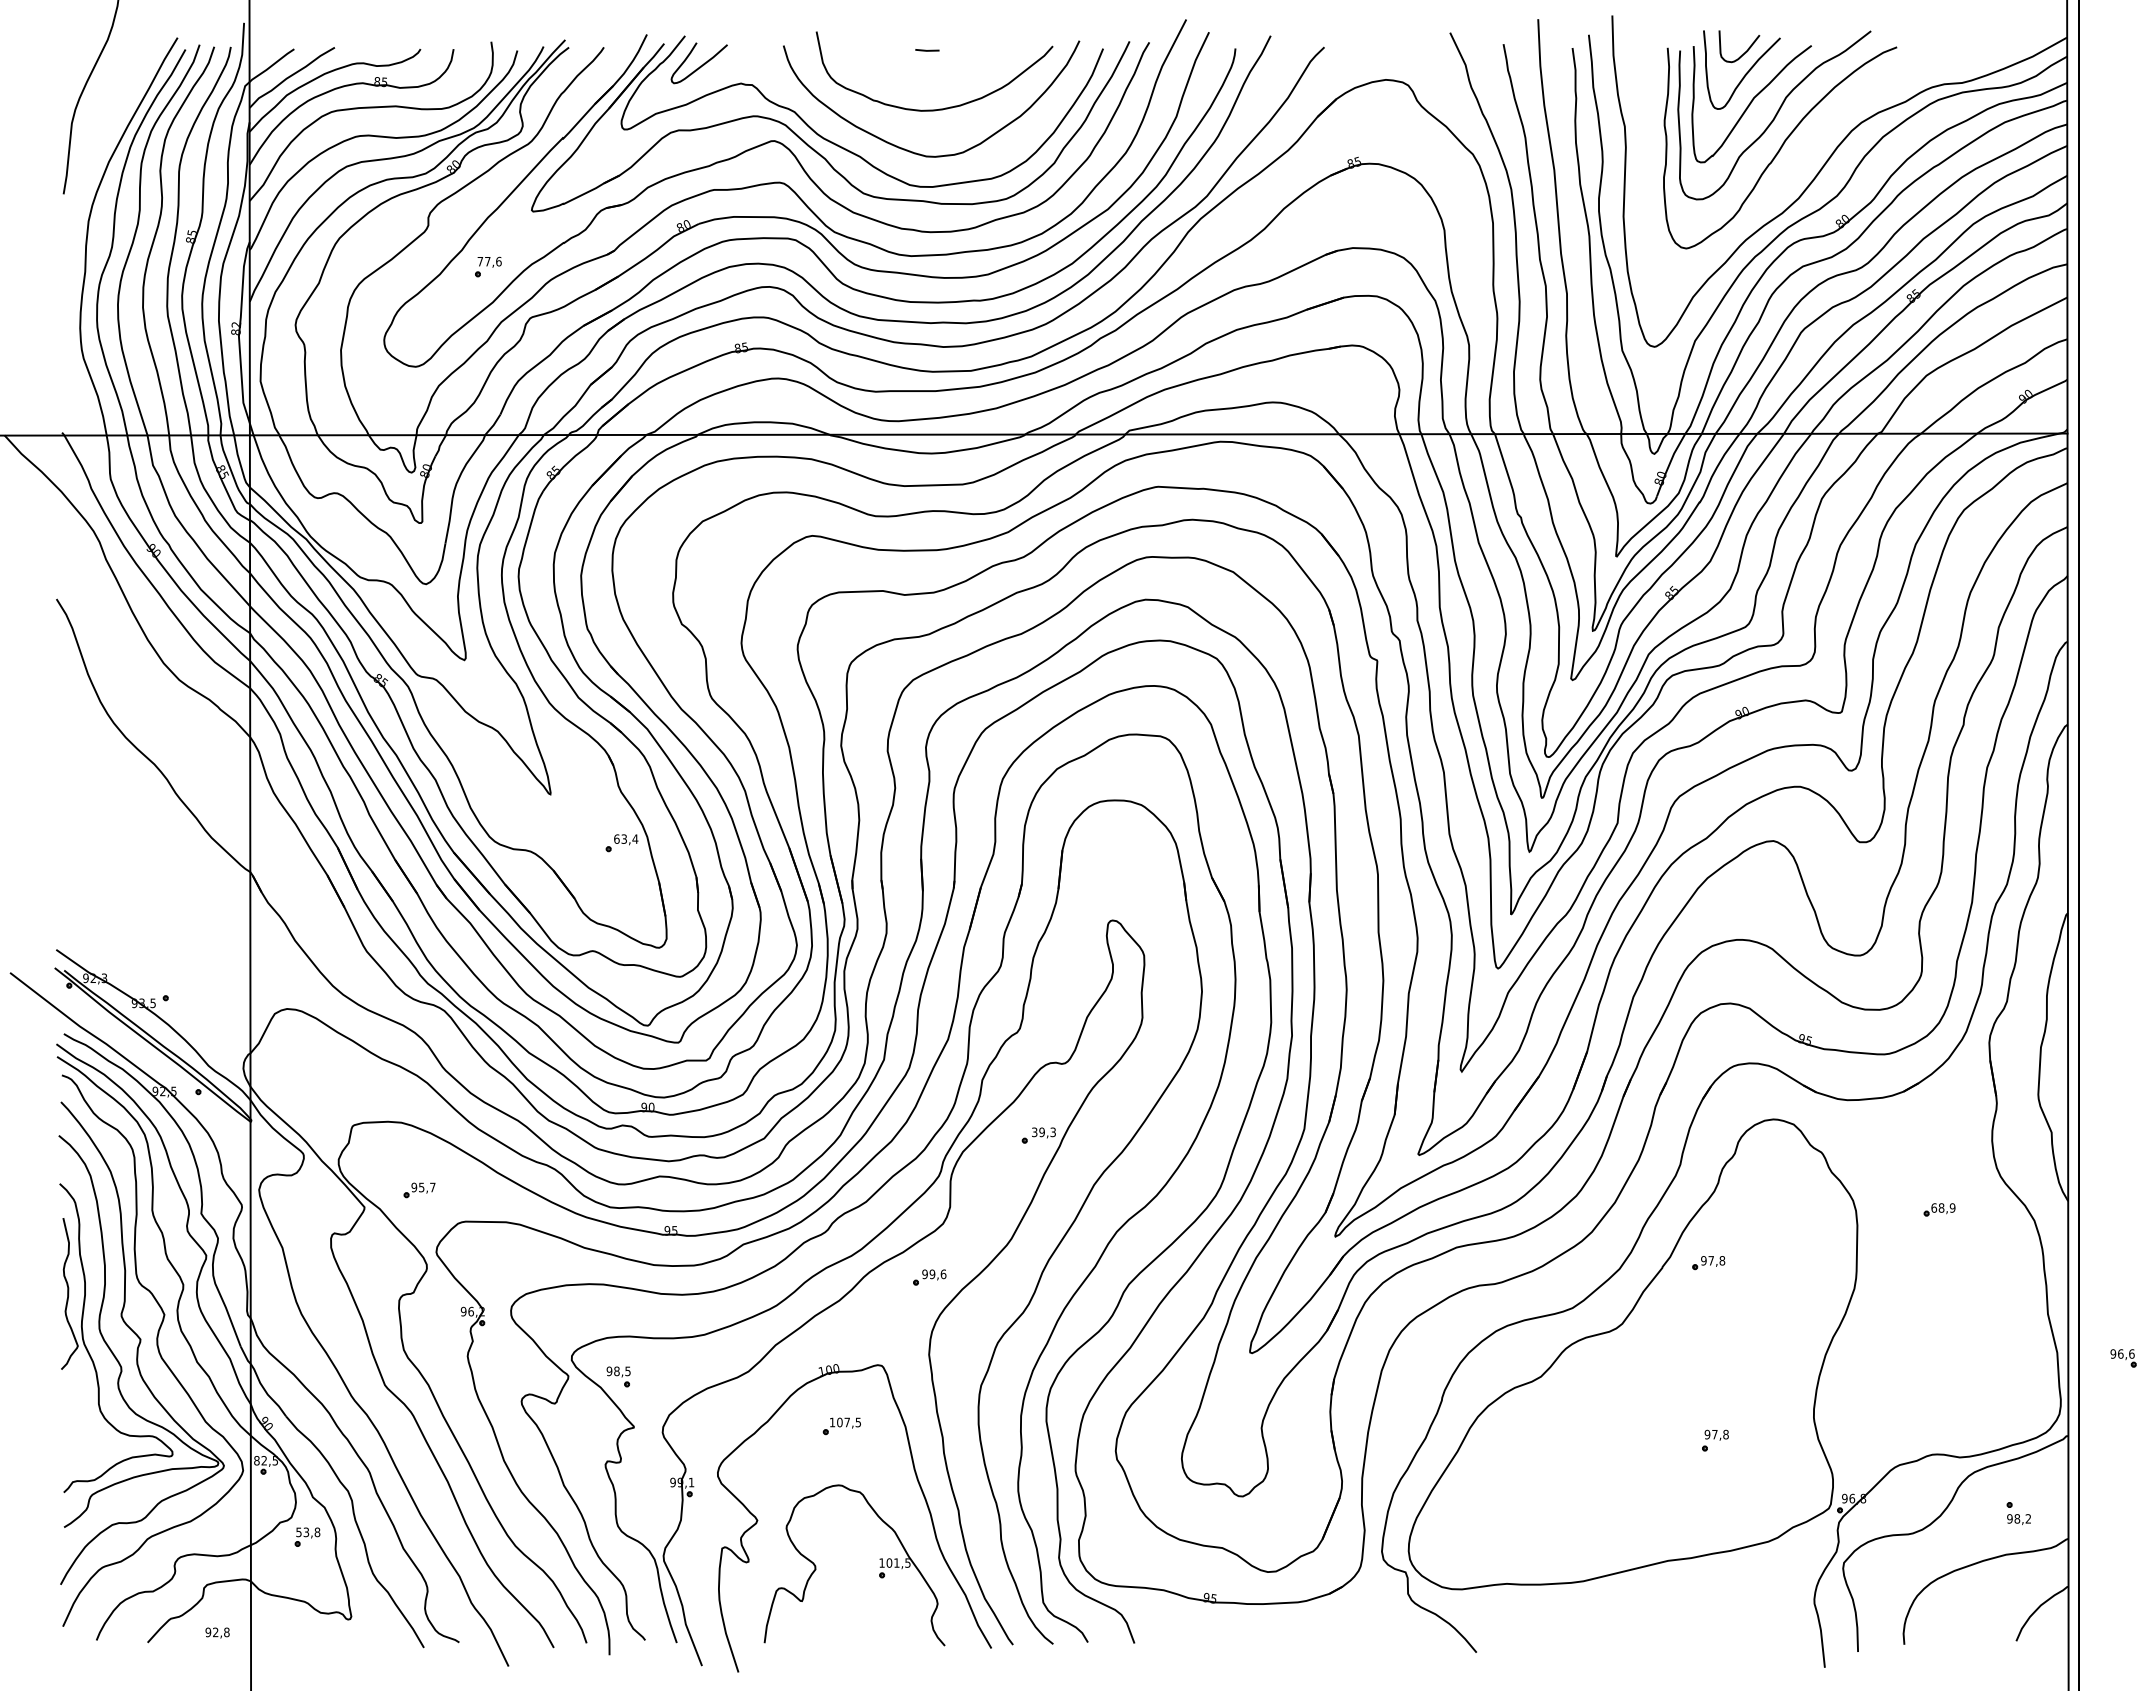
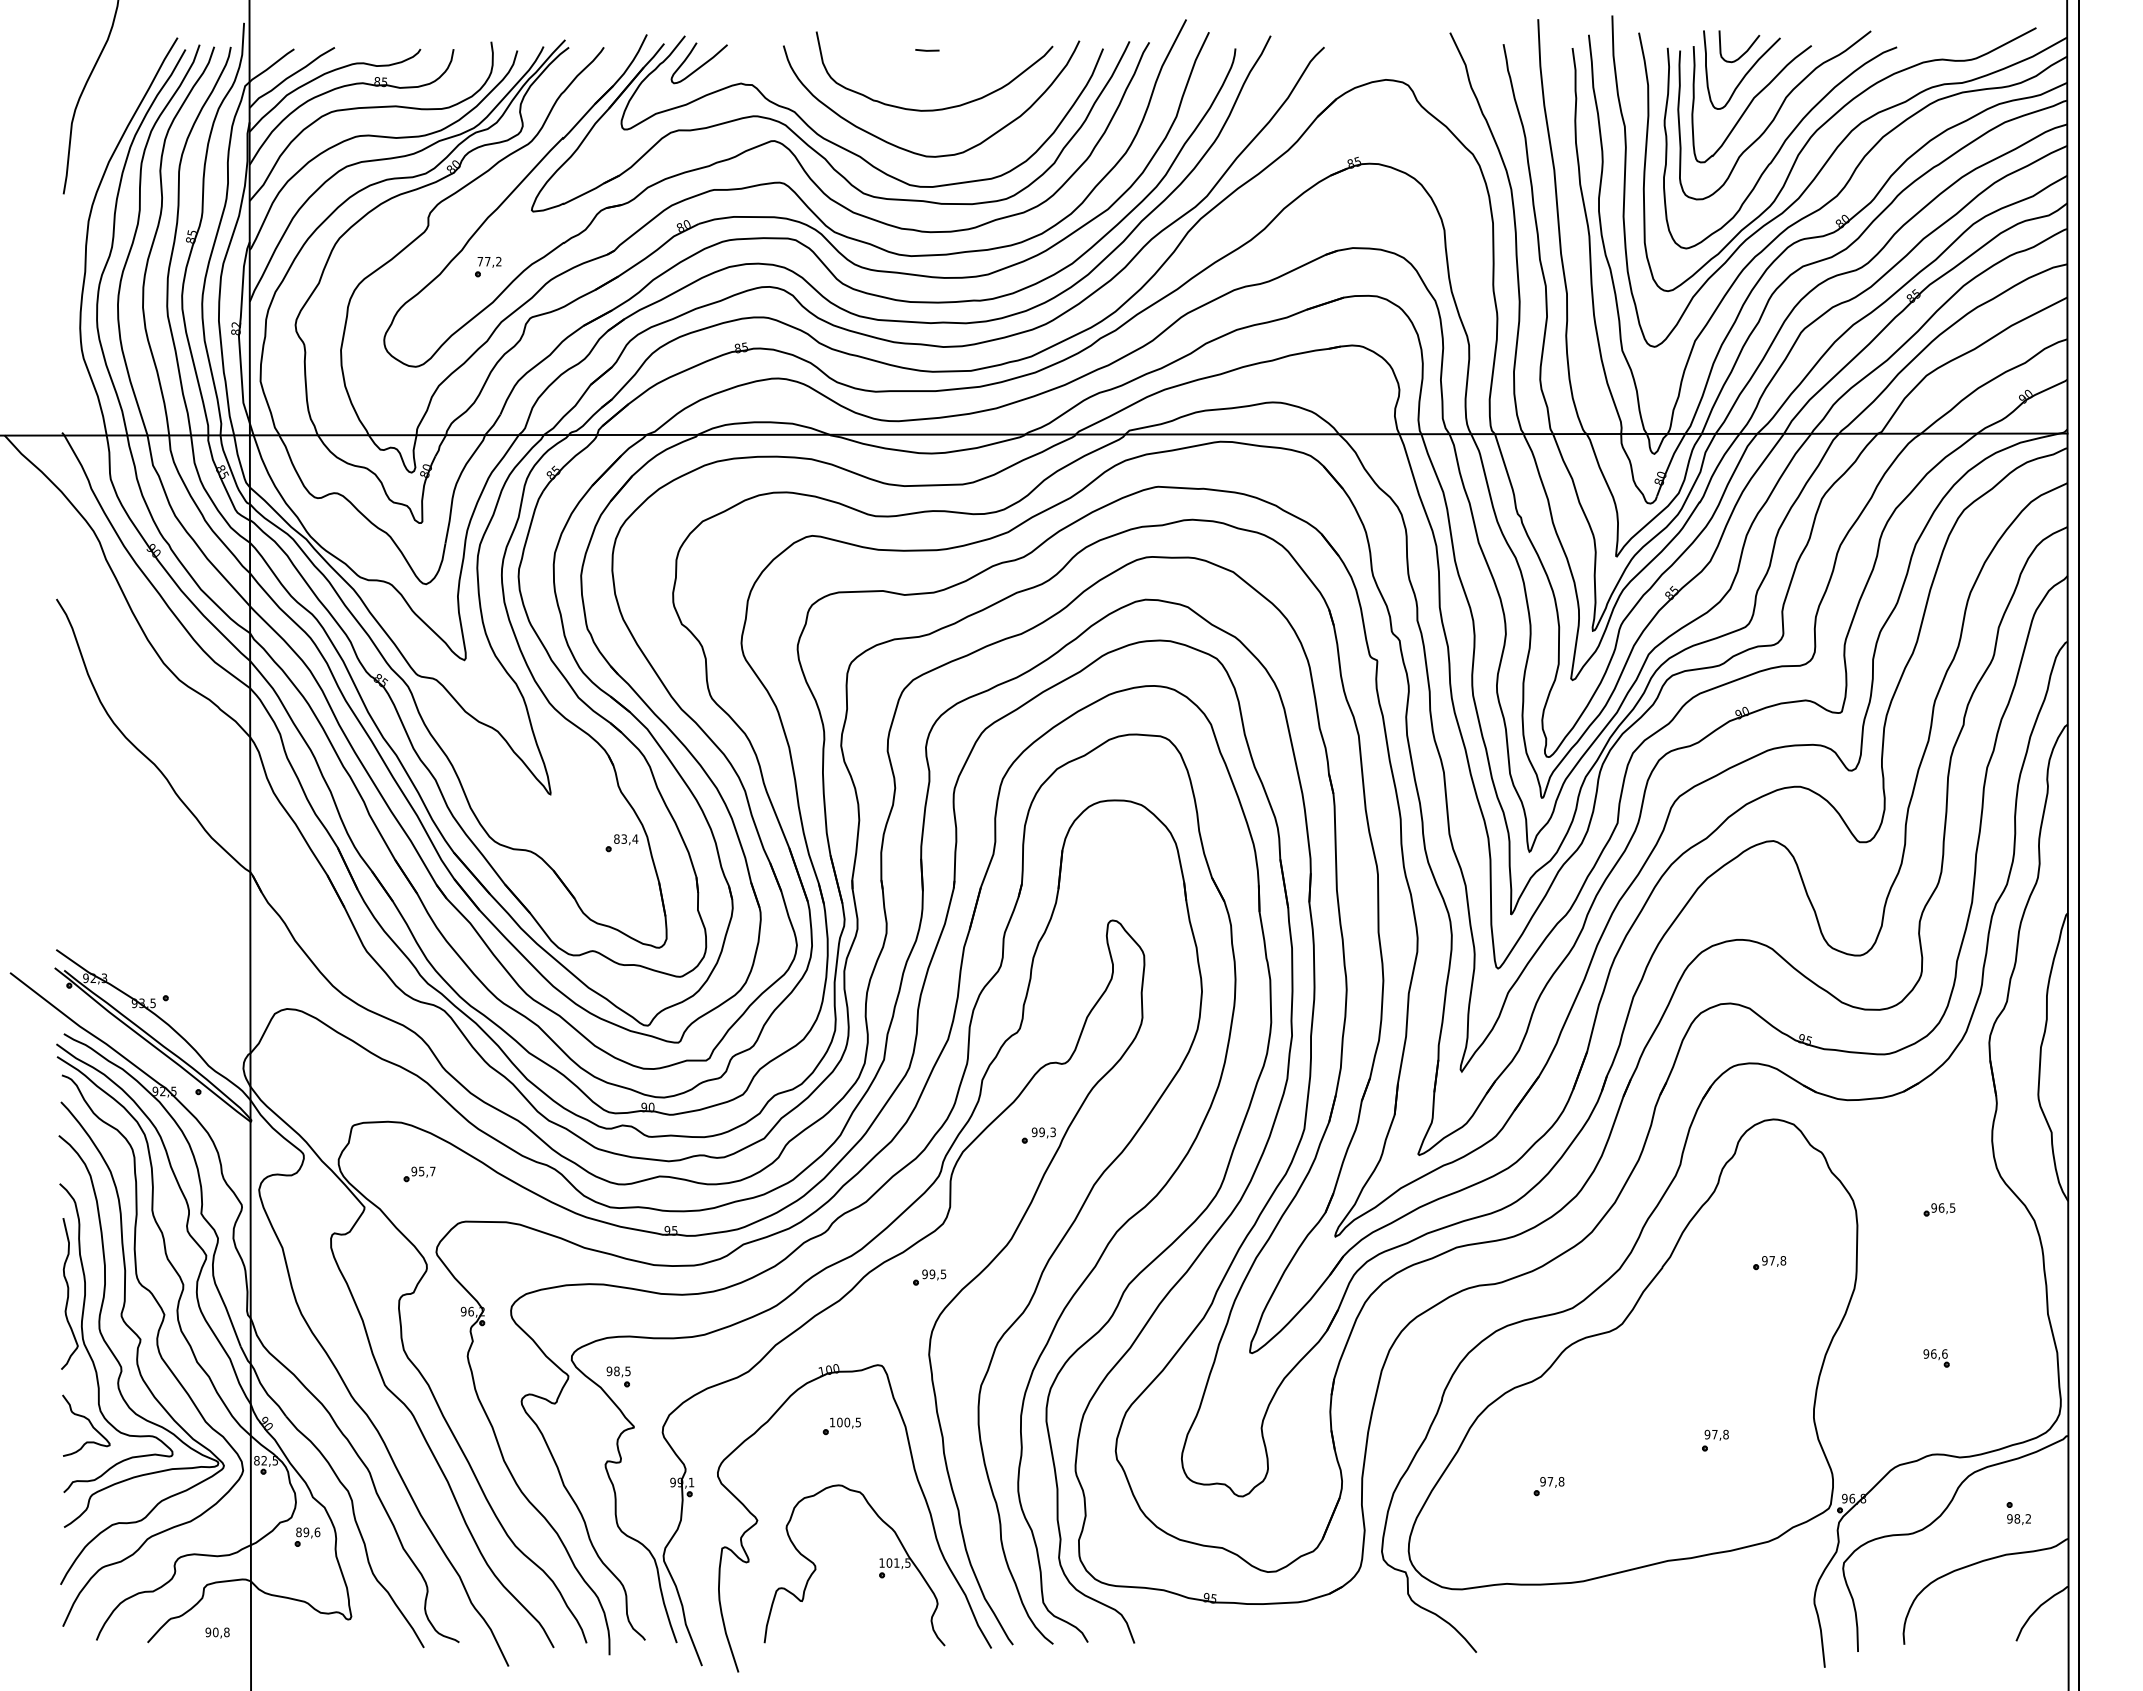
curve: none -> present (1809, 141)
text: 77,6 -> 77,2 (498, 261)
text: 63,4 -> 83,4 (616, 838)
text: 39,3 -> 99,3 (1034, 1131)
part position: (419, 1190) -> (419, 1174) (419, 1174)
text: 68,9 -> 96,5 (1943, 1207)
part position: (1708, 1263) -> (1769, 1263) (1769, 1263)
text: 99,6 -> 99,5 (943, 1274)
part position: (2123, 1358) -> (1936, 1358) (1936, 1358)
text: 107,5 -> 100,5 (847, 1422)
curve: none -> present (89, 1423)
part: none -> present (1548, 1486)
text: 53,8 -> 89,6 (308, 1532)
text: 92,8 -> 90,8 (215, 1632)
